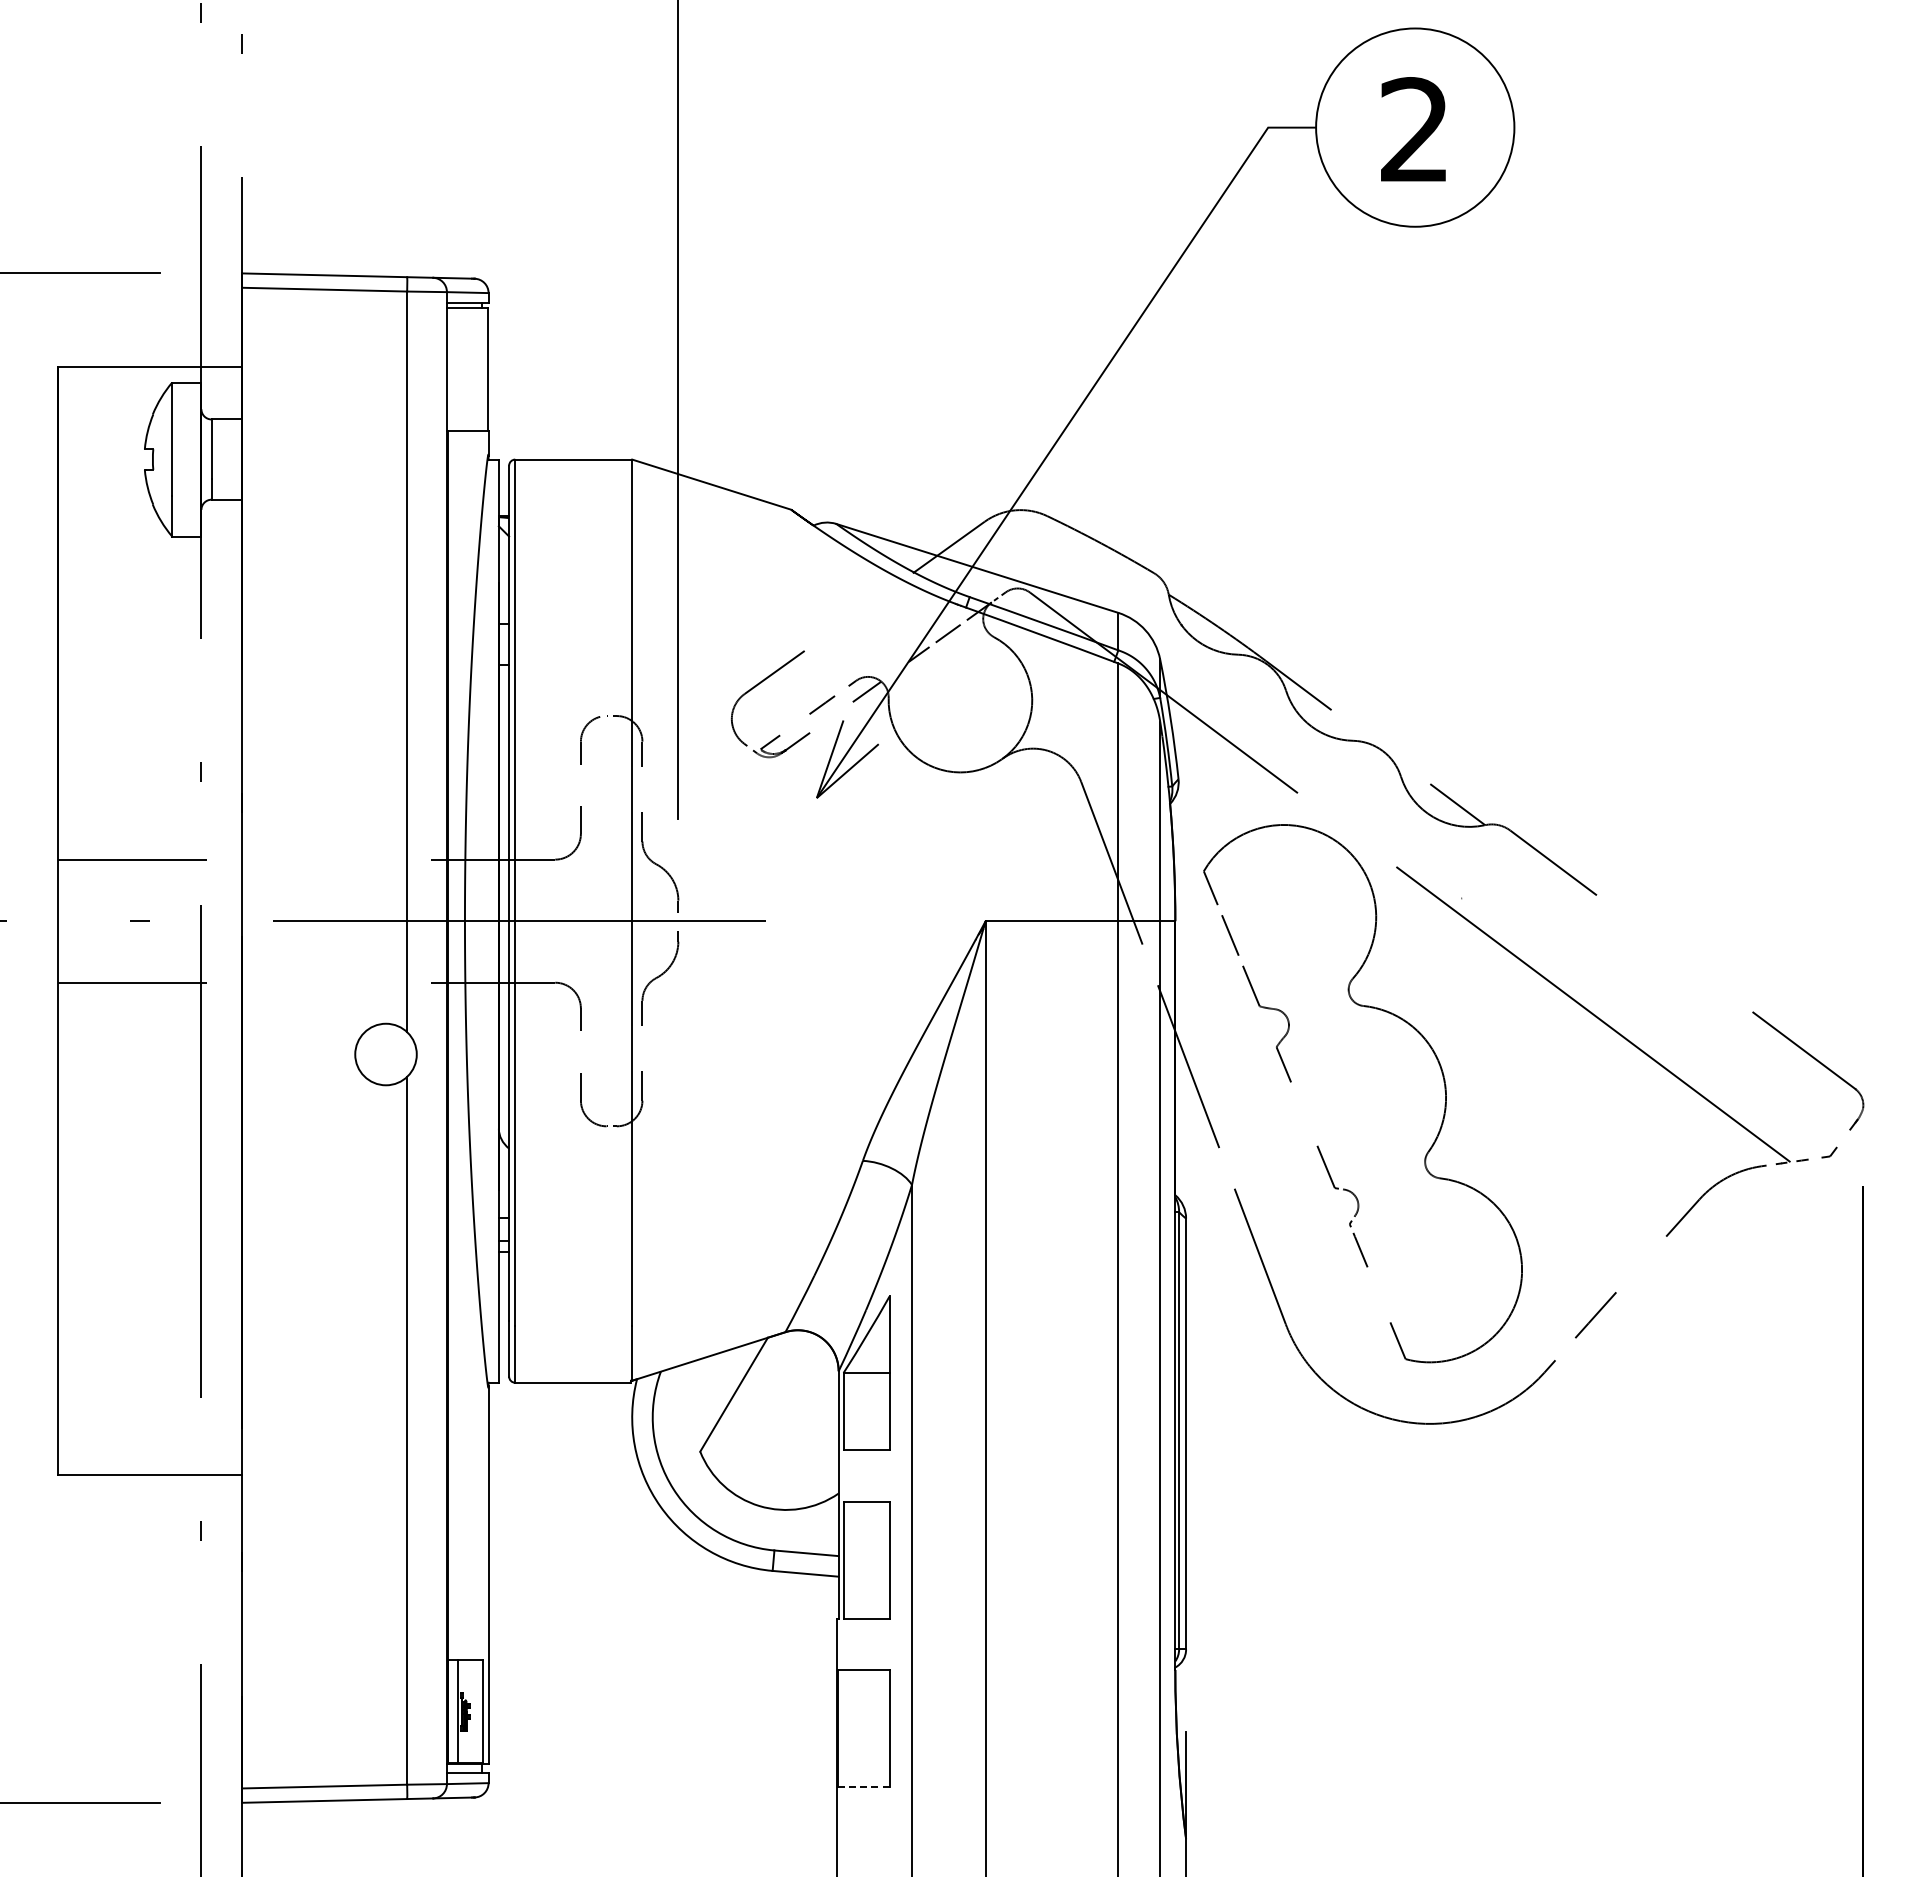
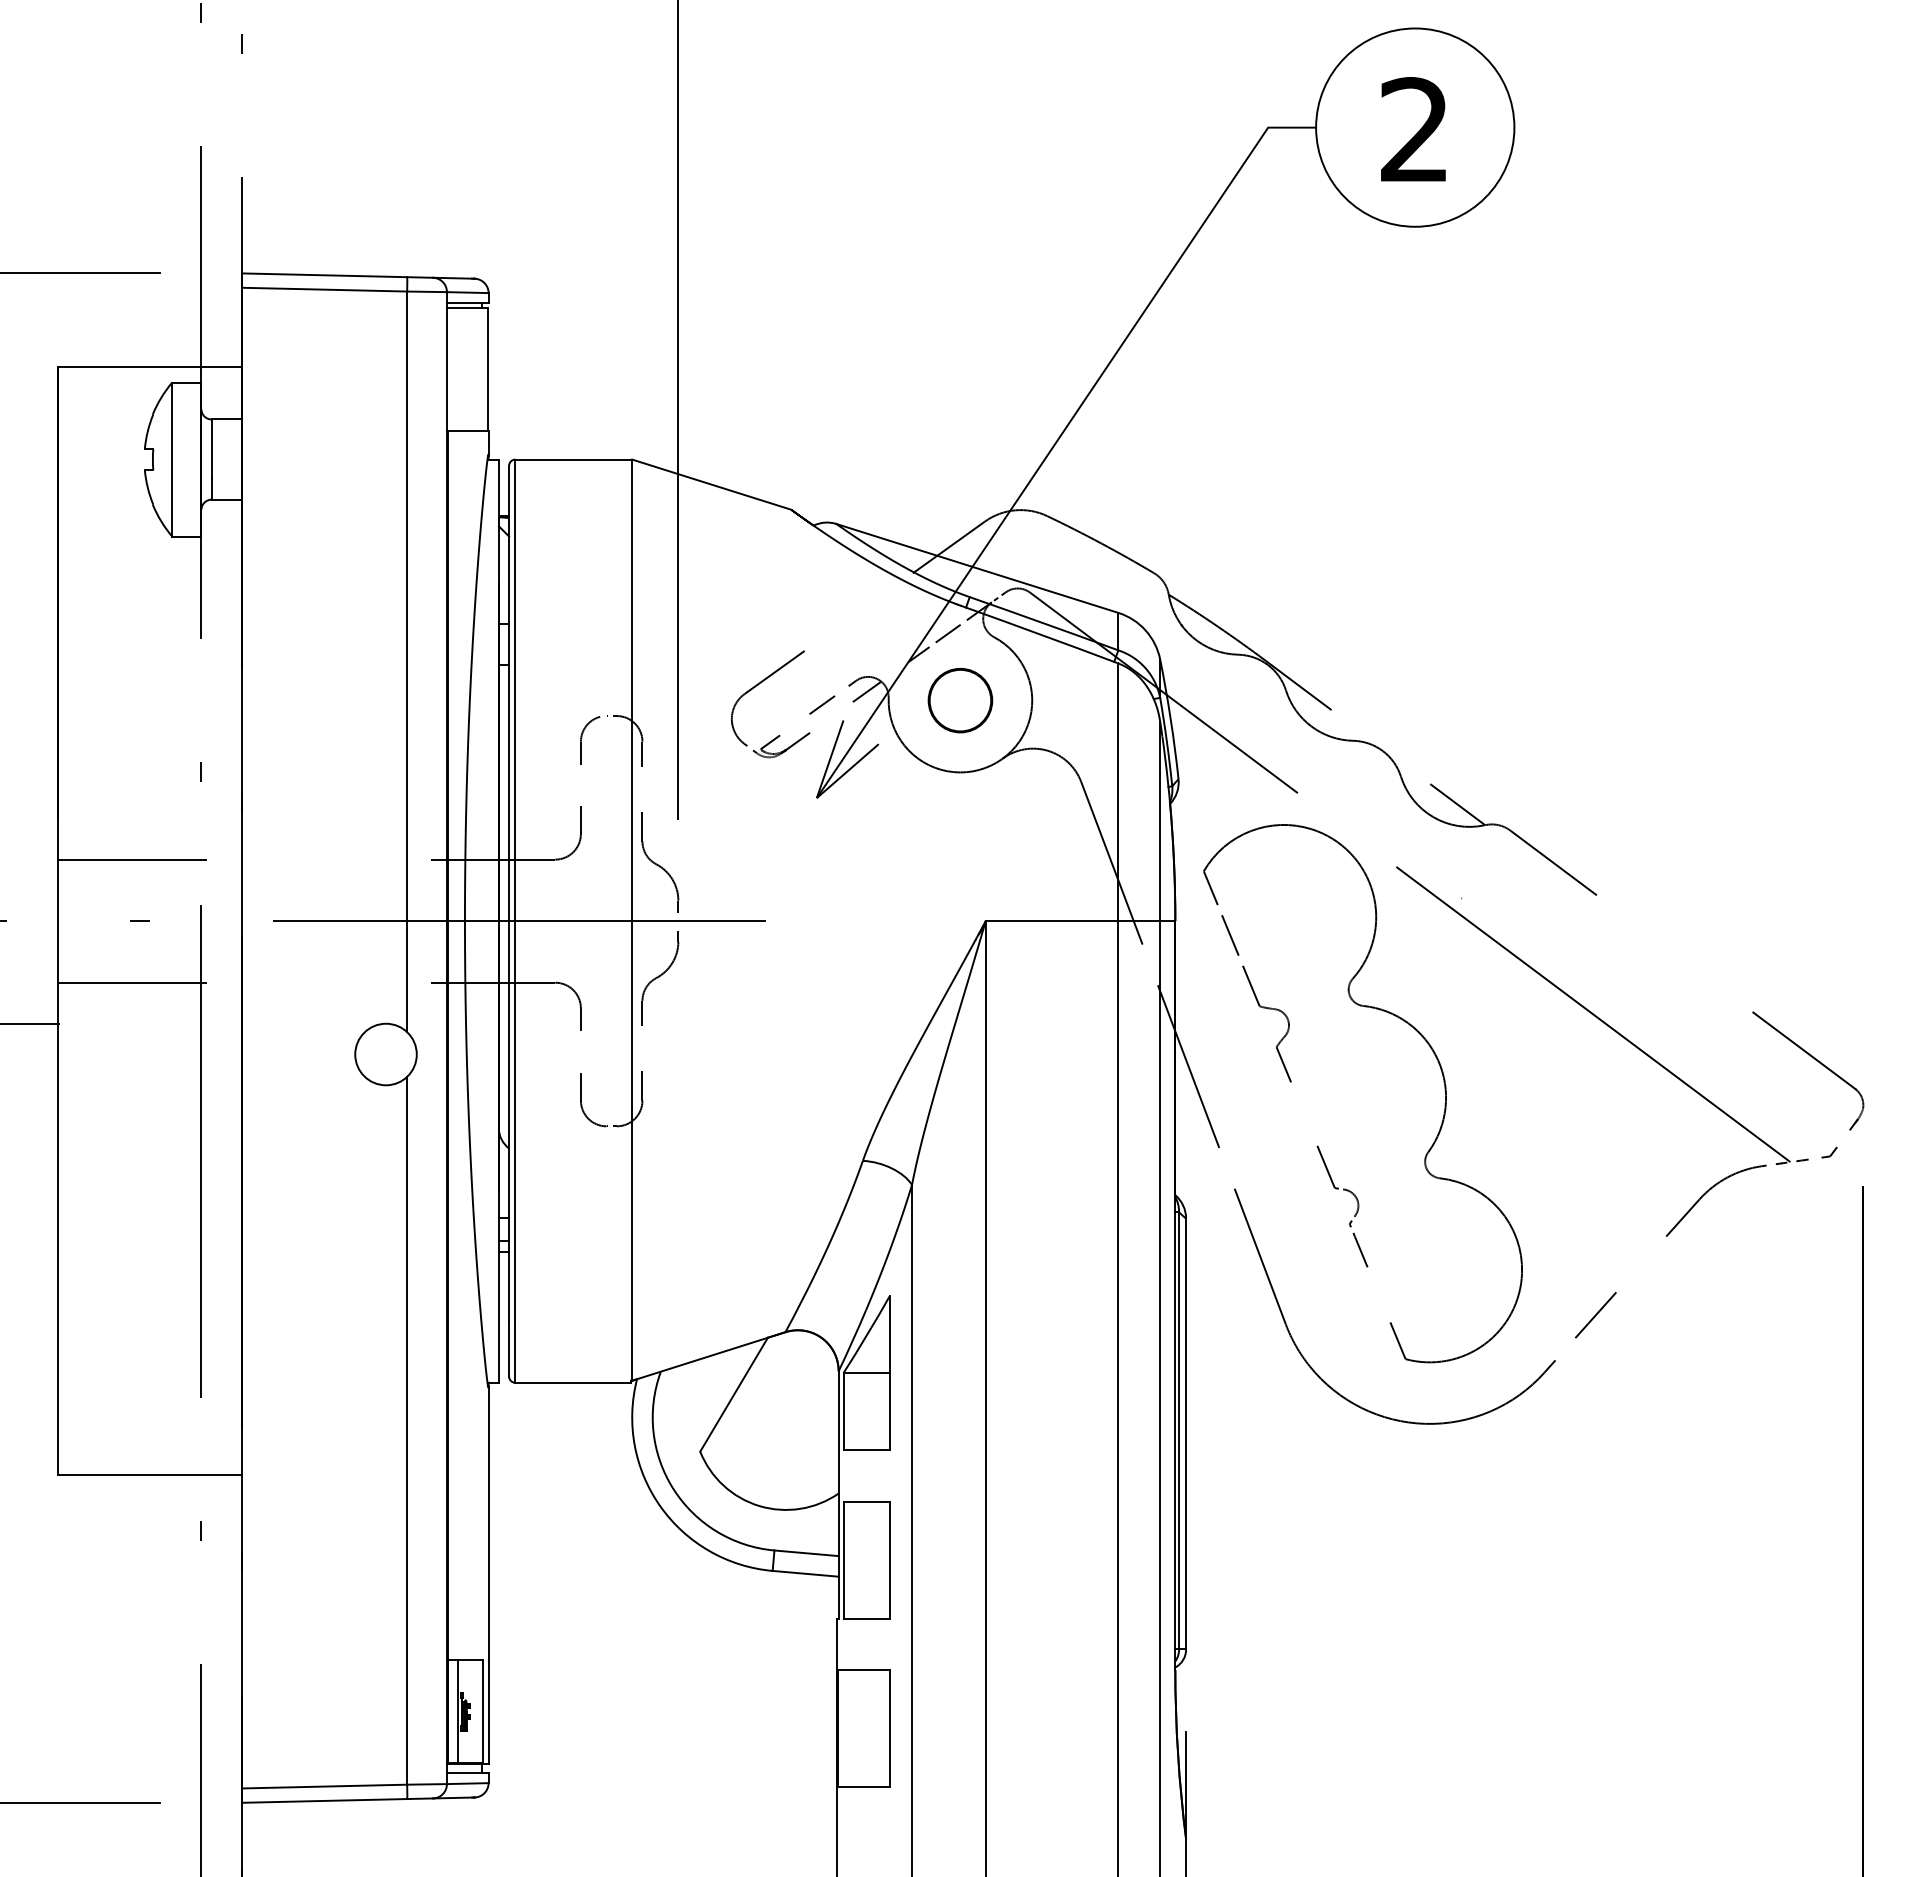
part: none -> present (960, 700)
line: none -> present (30, 1023)
line: dashed -> solid (863, 1786)
